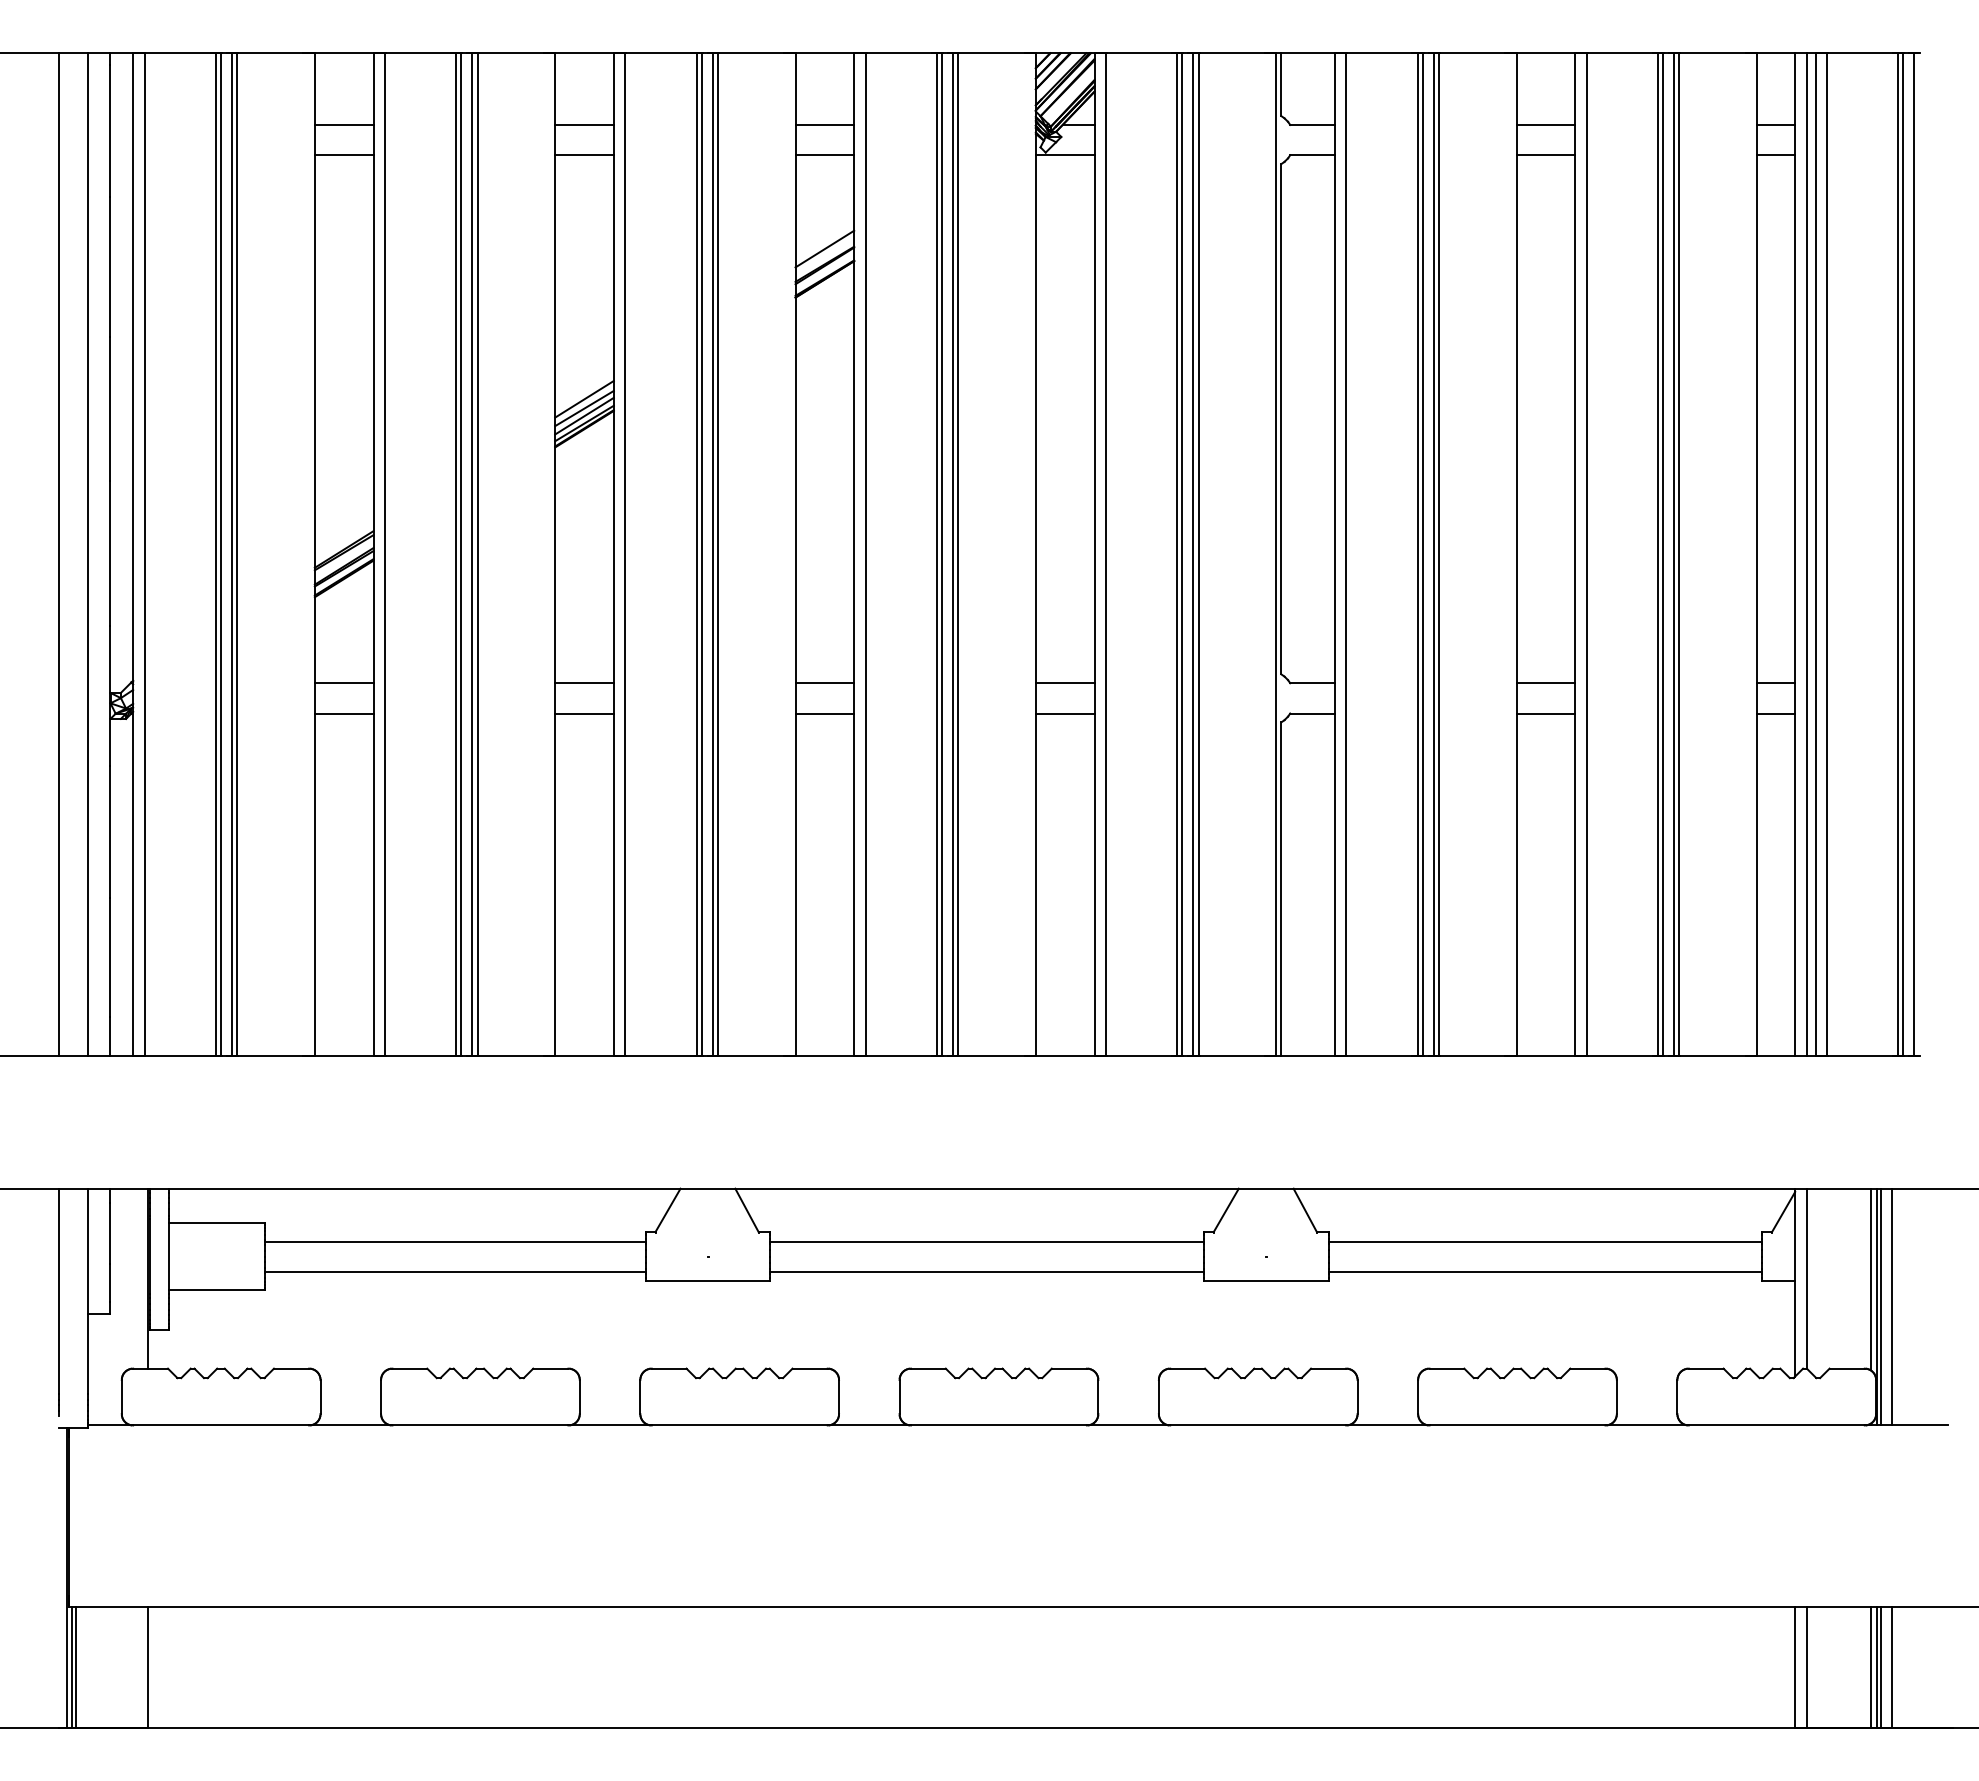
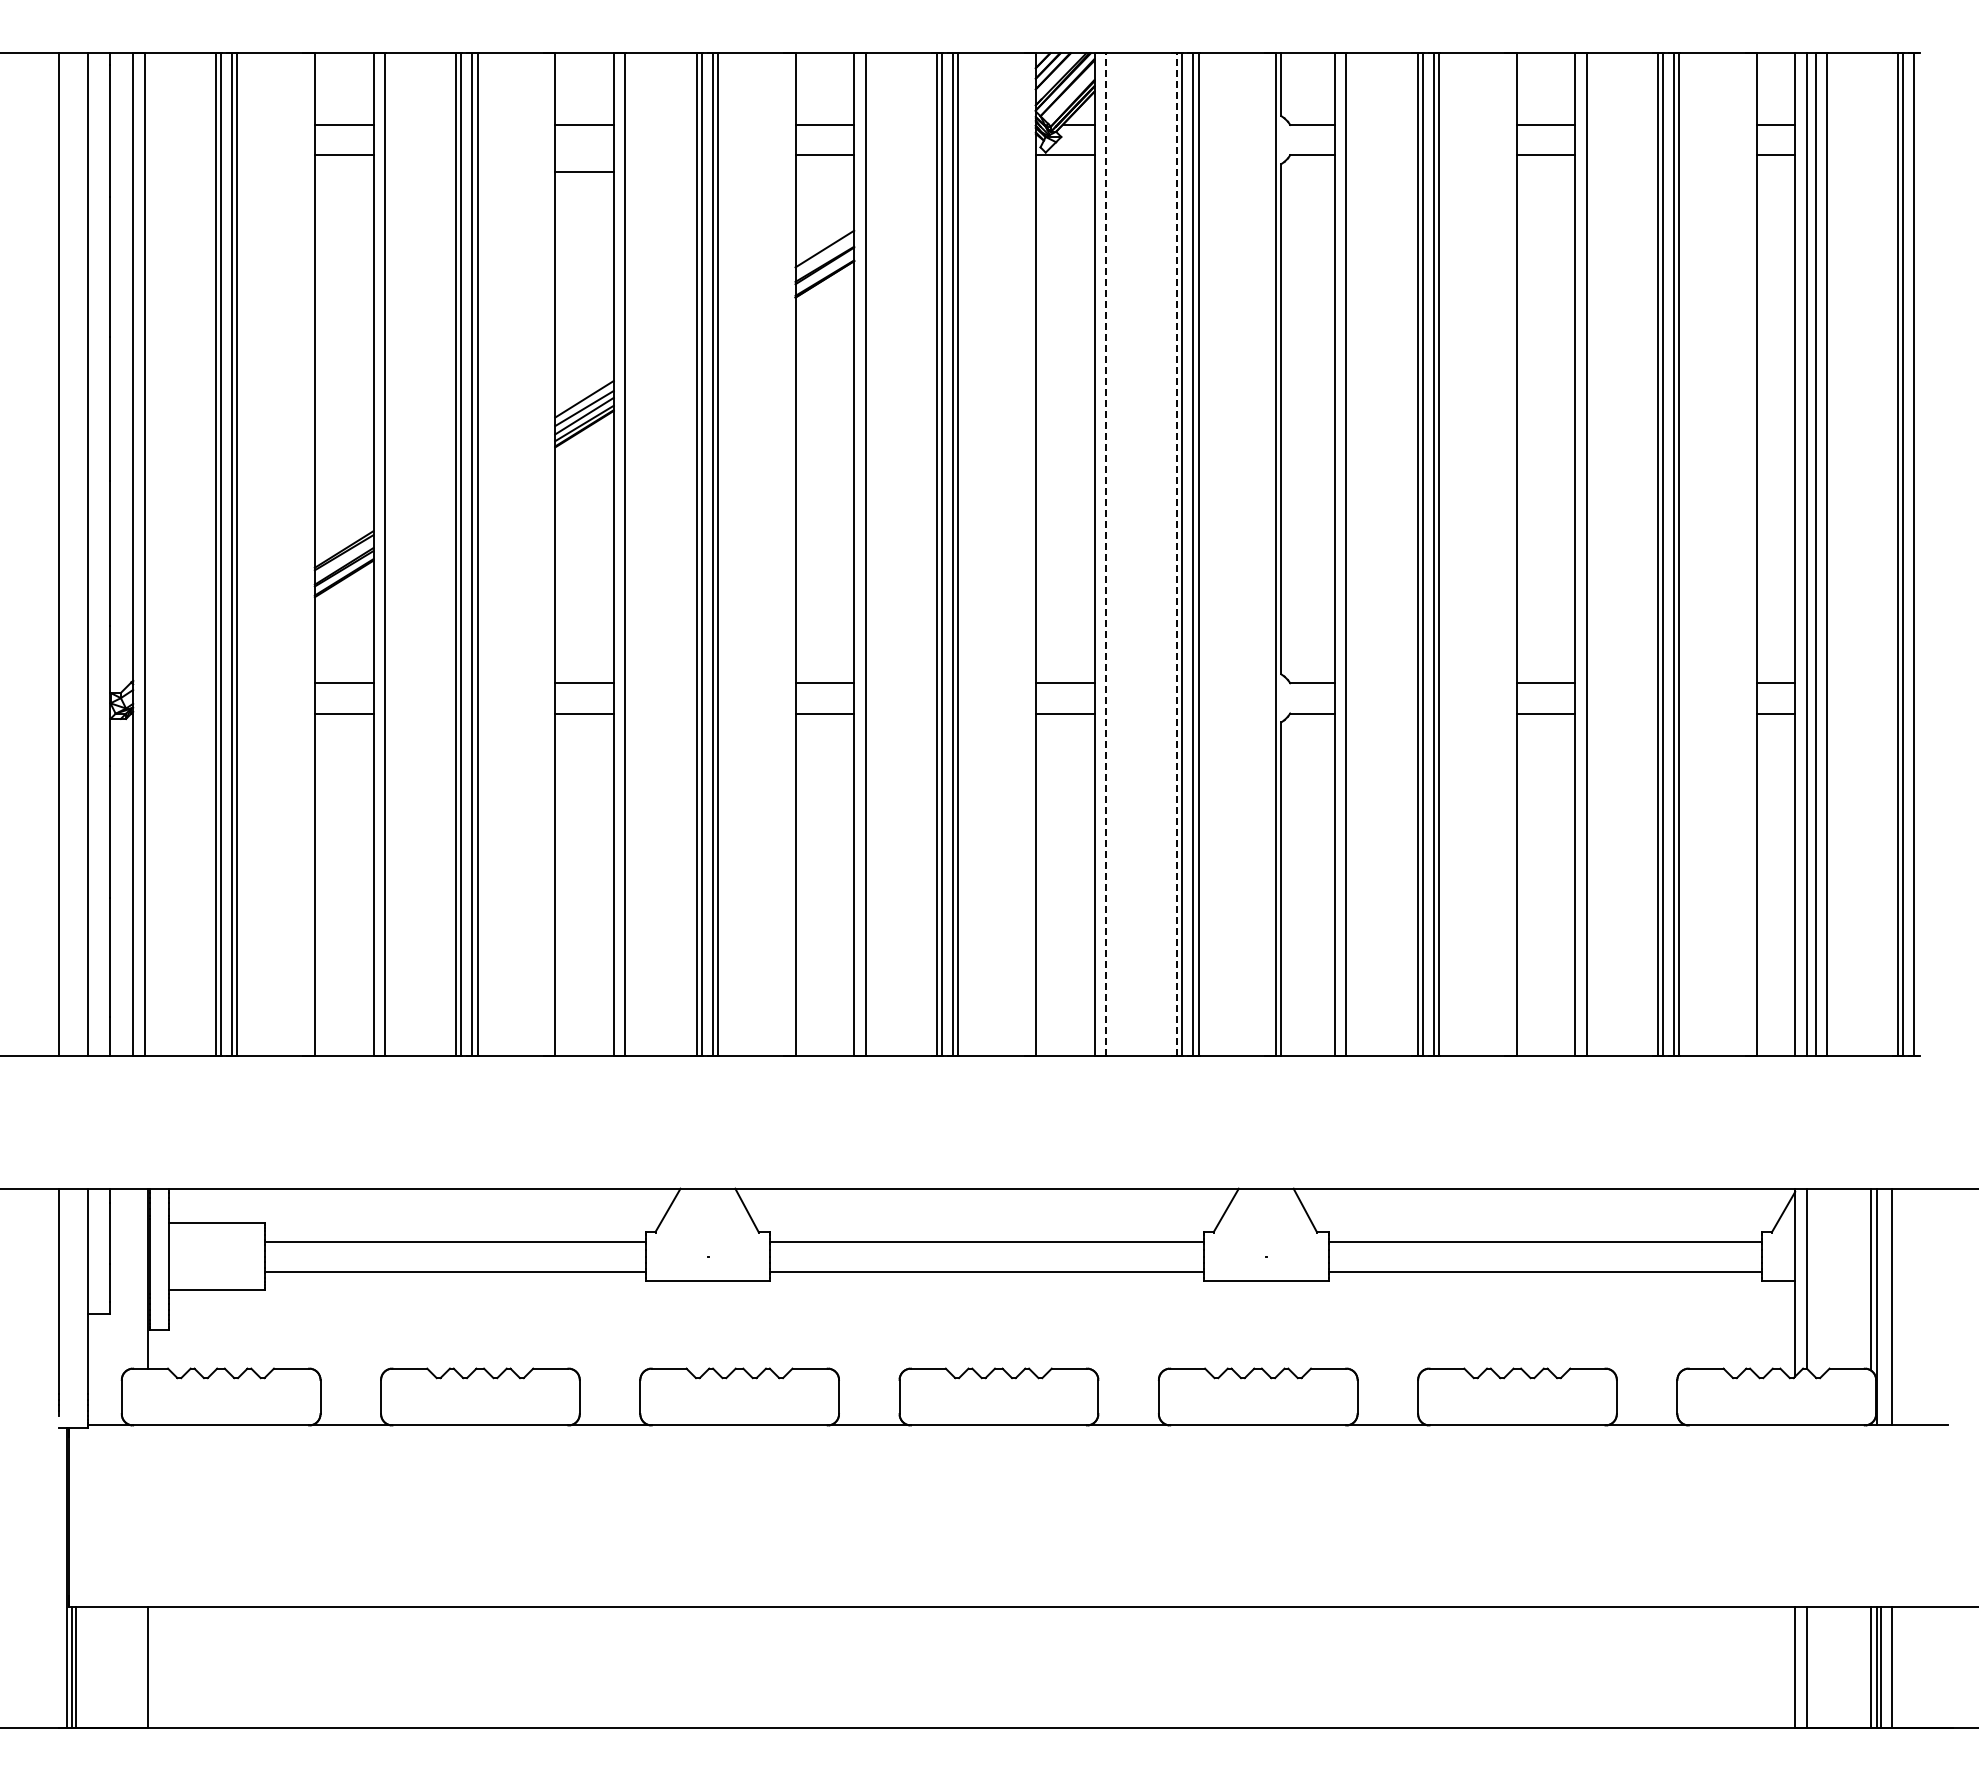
line position: (584, 155) -> (584, 172) (584, 172)
line: solid -> dashed (1105, 554)
line: solid -> dashed (1177, 554)
line: present -> none (1880, 1306)
